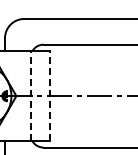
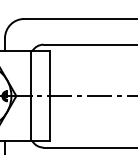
line: dashed -> solid (31, 95)
line: dashed -> solid (50, 95)
